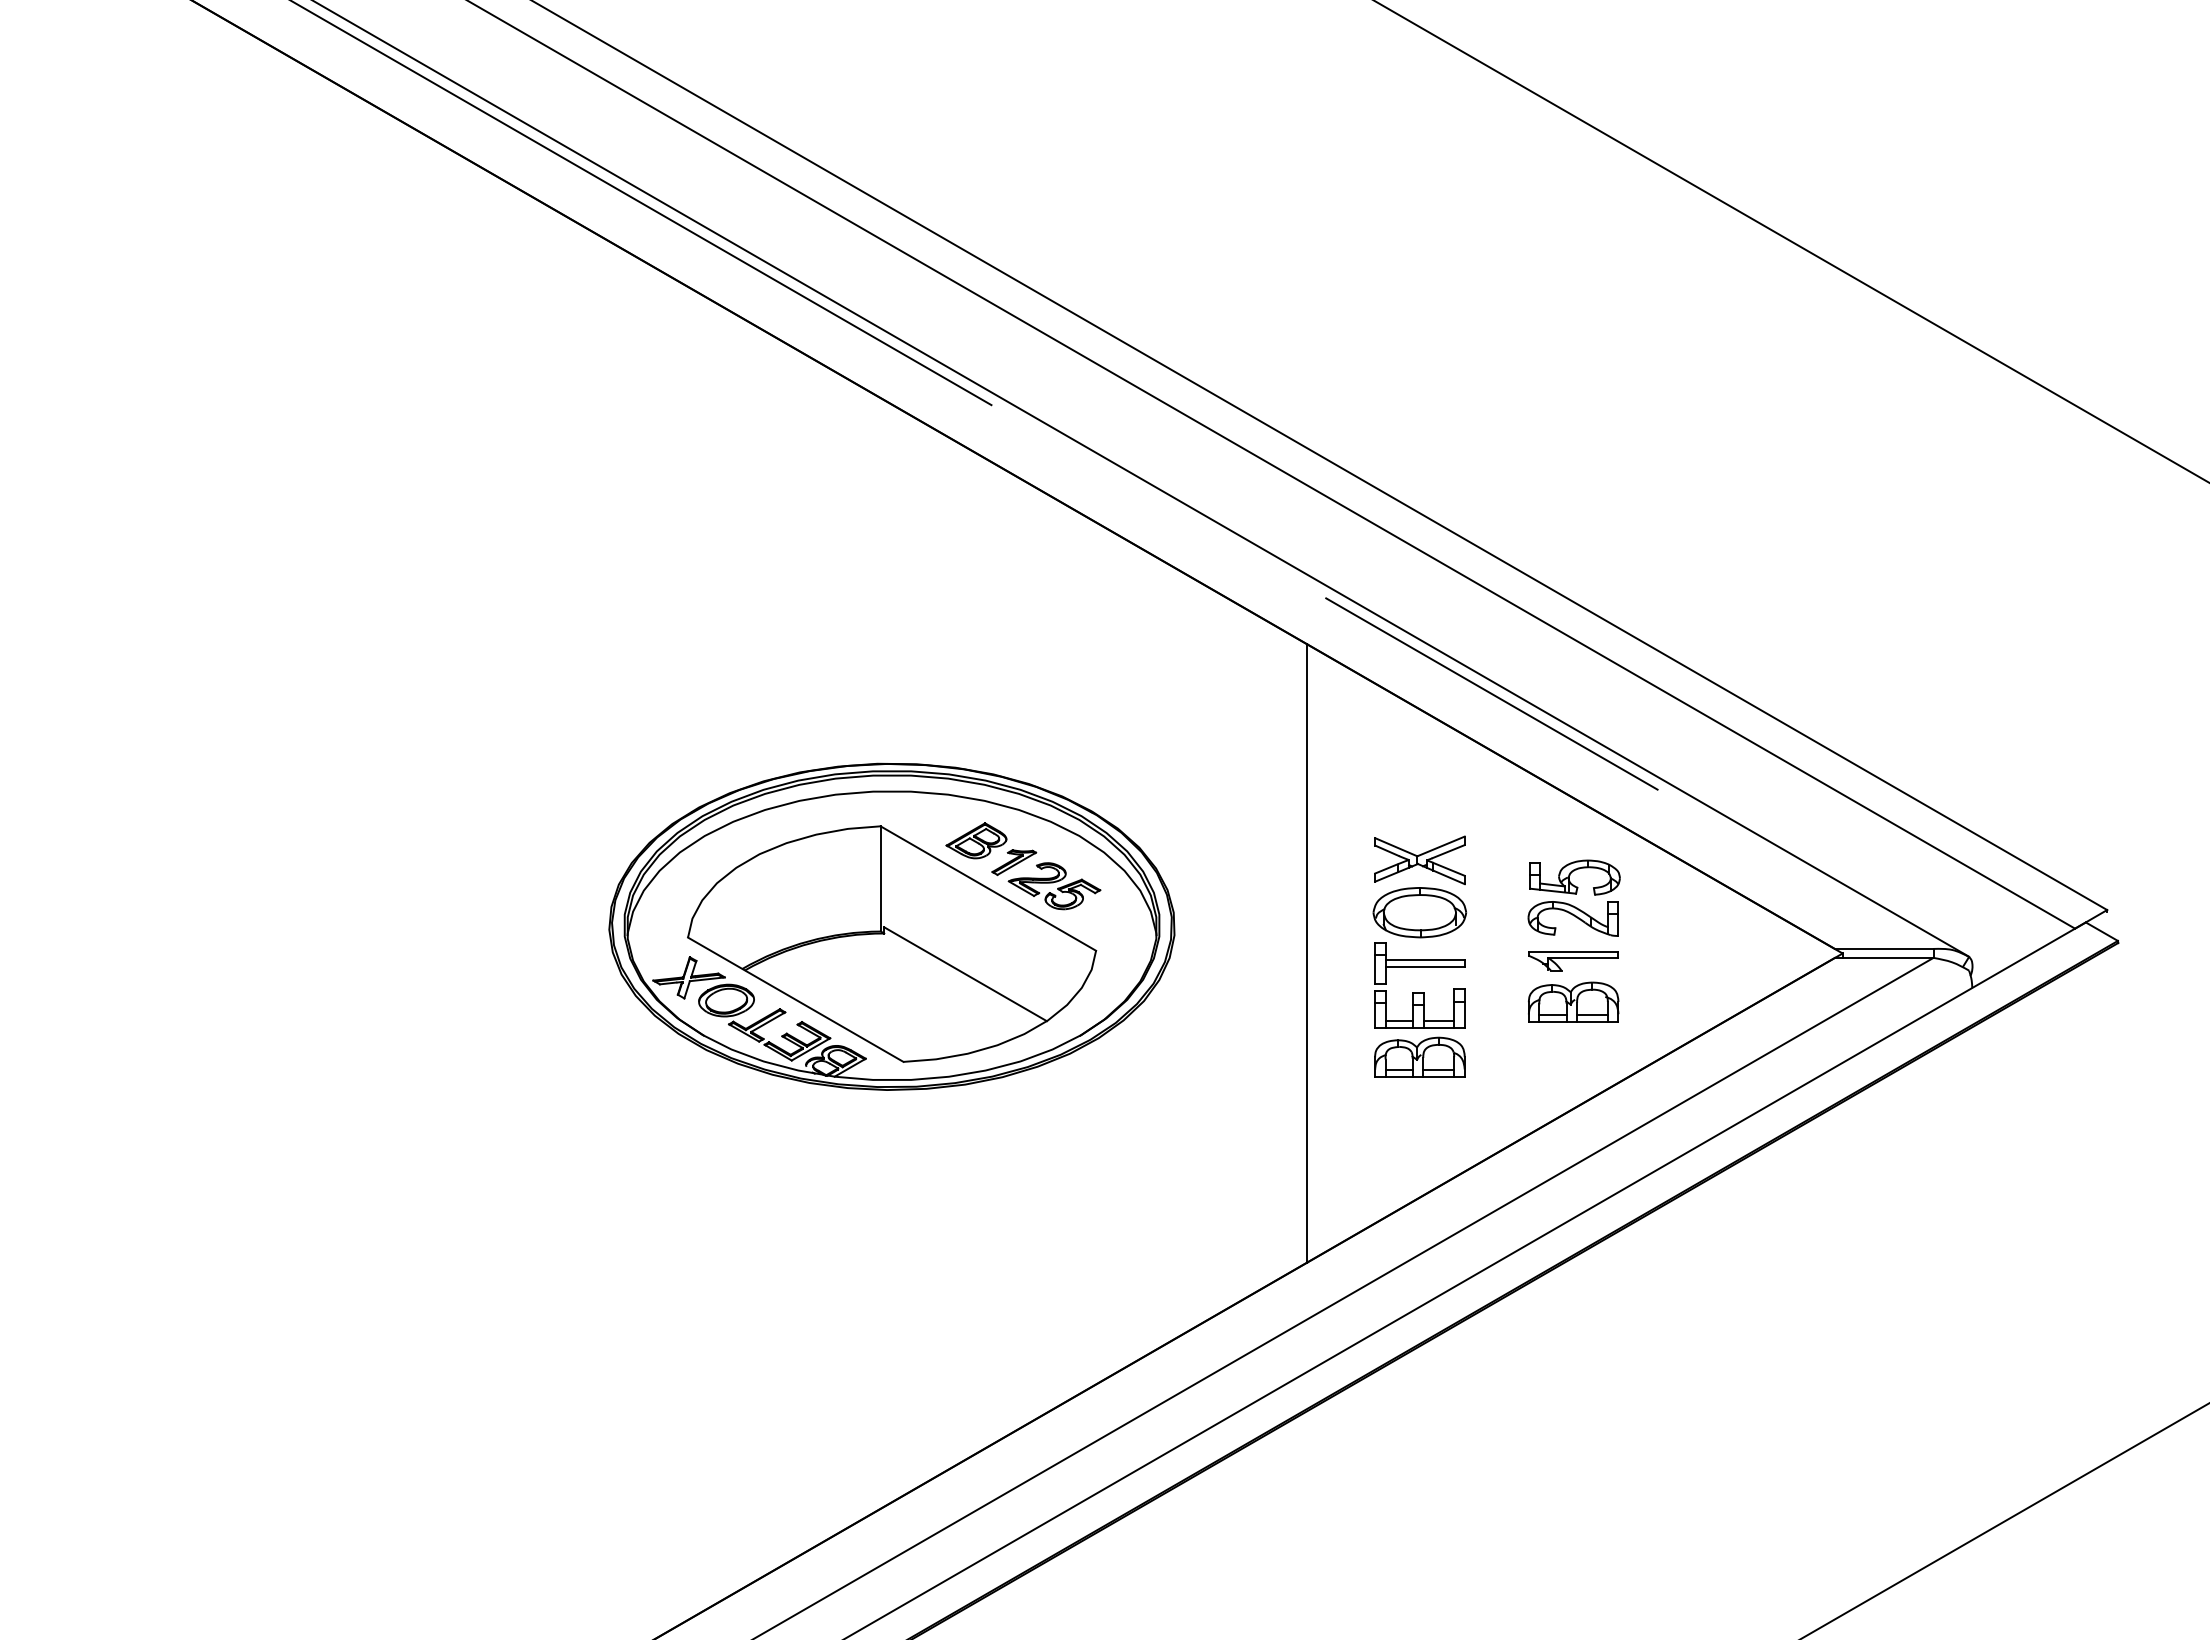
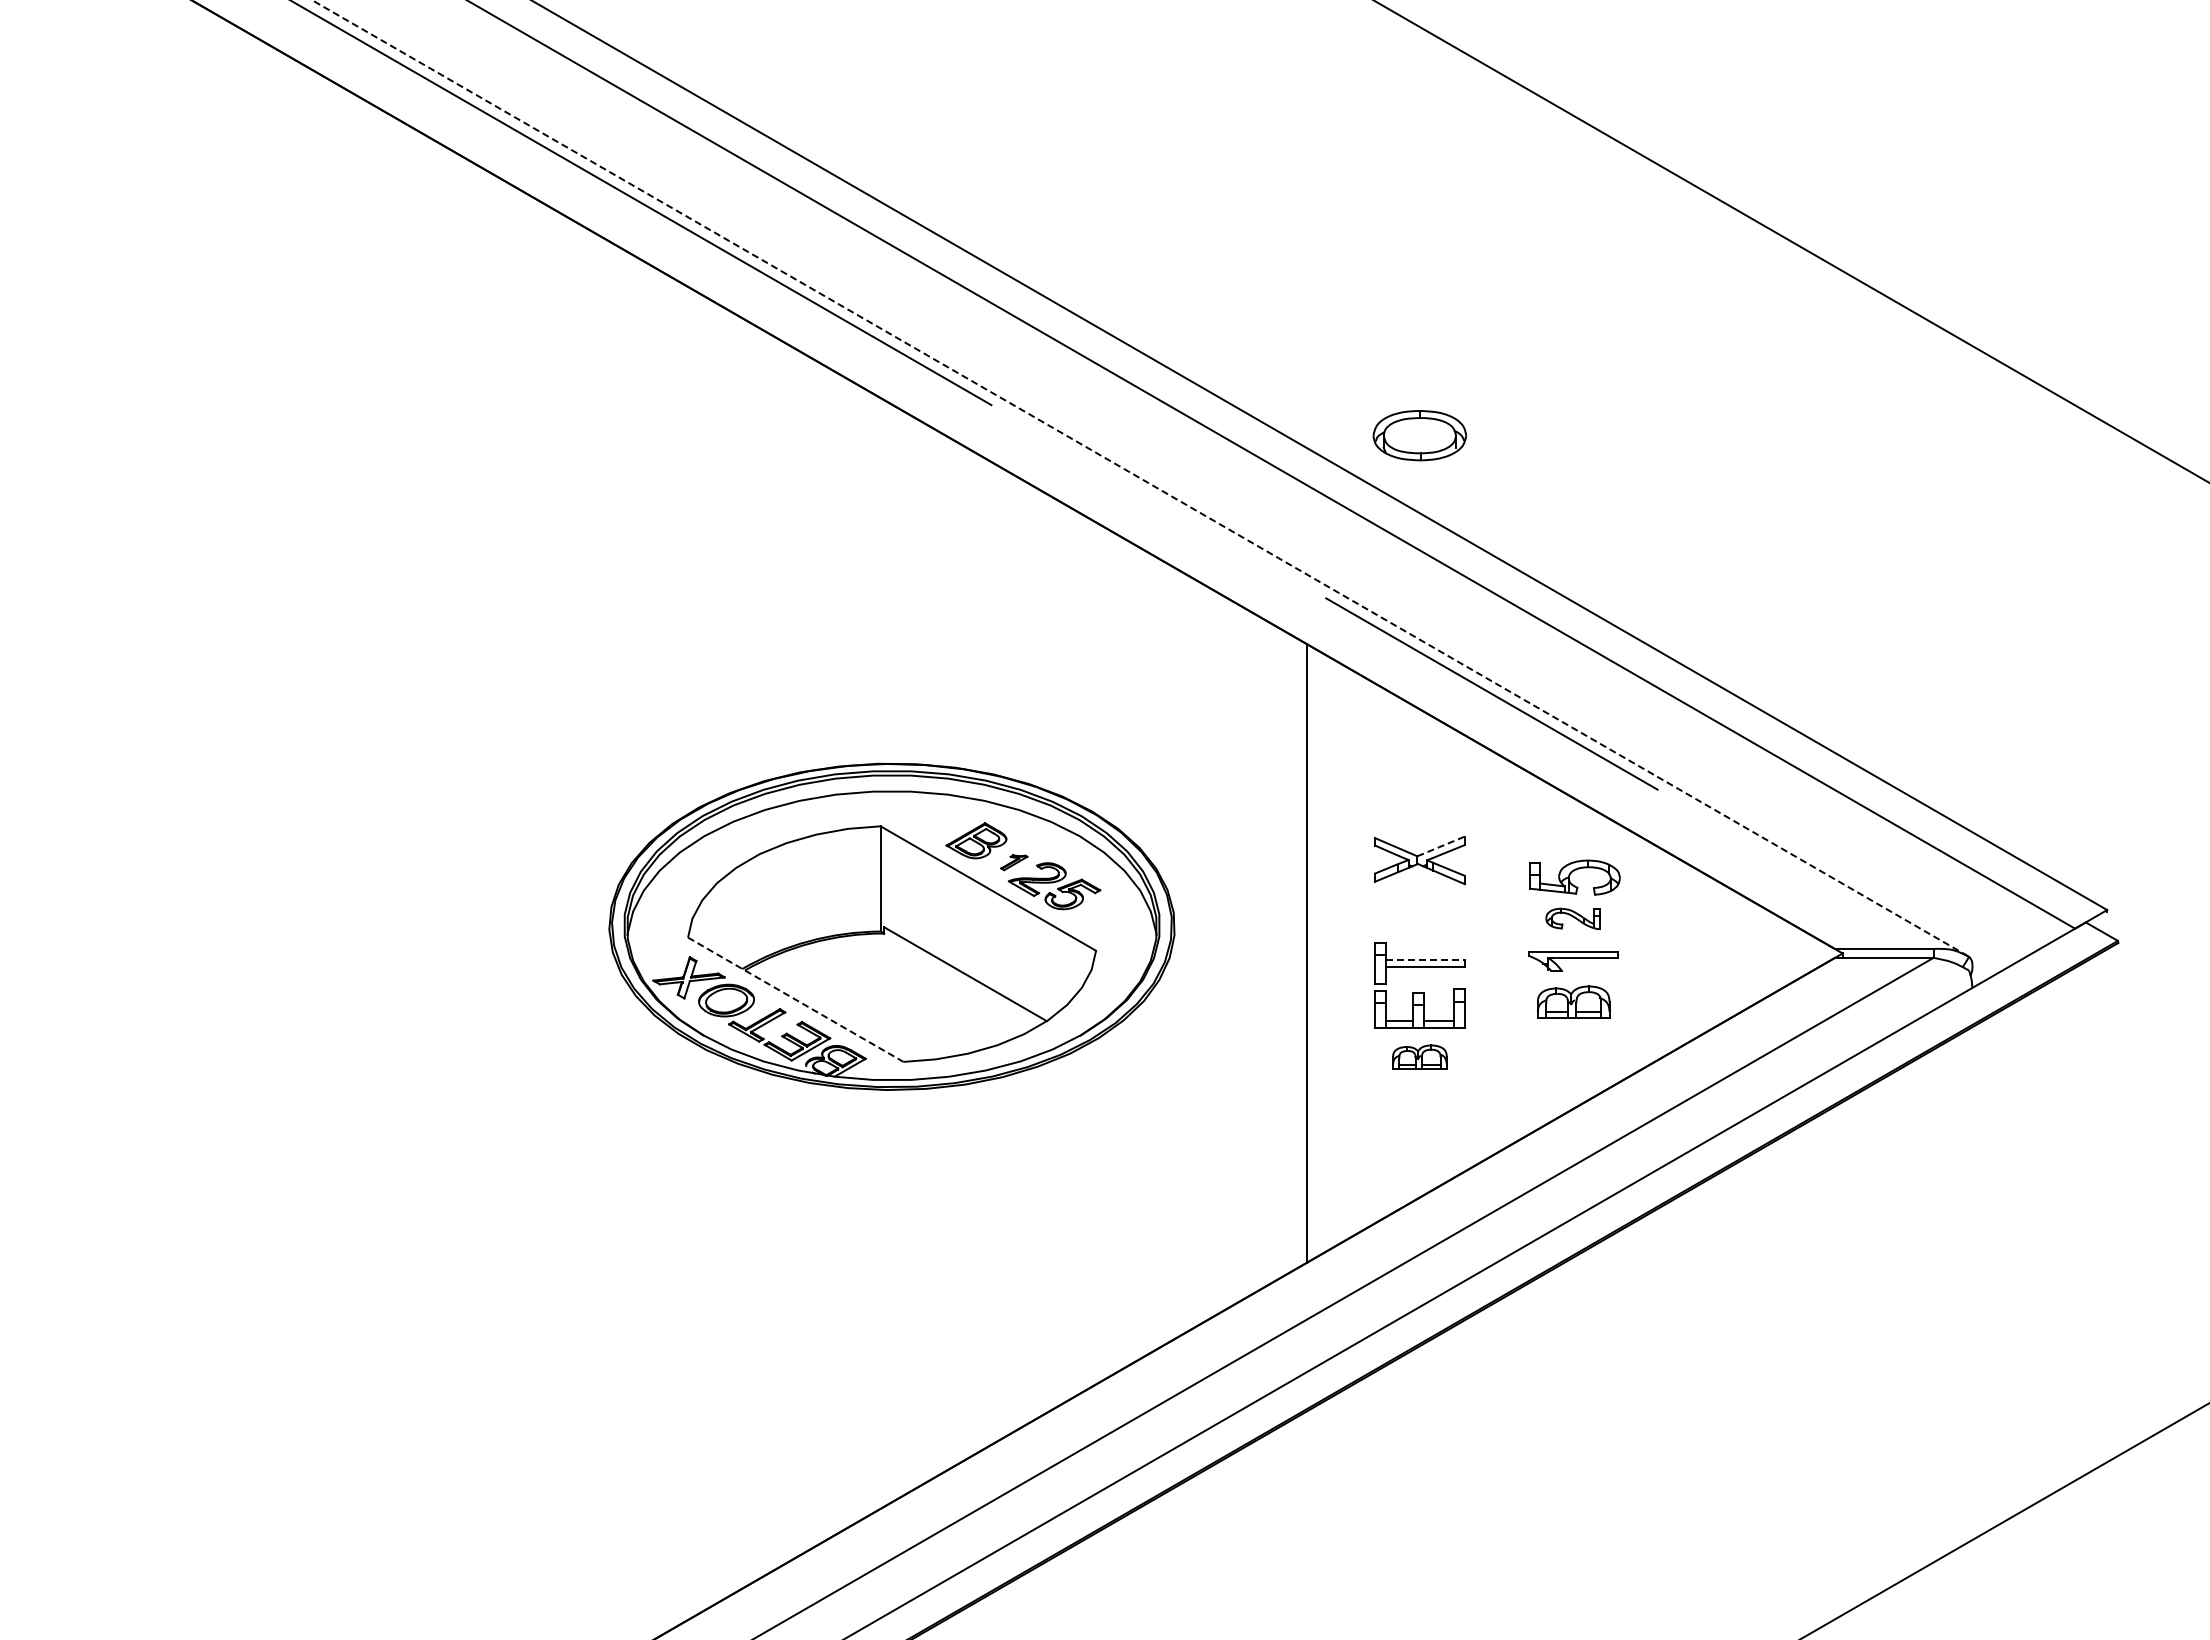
line: solid -> dashed (1140, 478)
line: solid -> dashed (1441, 846)
part size: 47x28 px -> 29x18 px (1014, 862)
part position: (1419, 912) -> (1419, 435) (1419, 435)
part size: 92x36 px -> 56x23 px (1572, 918)
line: solid -> dashed (1425, 959)
line: solid -> dashed (796, 1000)
part size: 92x42 px -> 74x34 px (1573, 1001)
part size: 92x42 px -> 56x26 px (1419, 1056)
